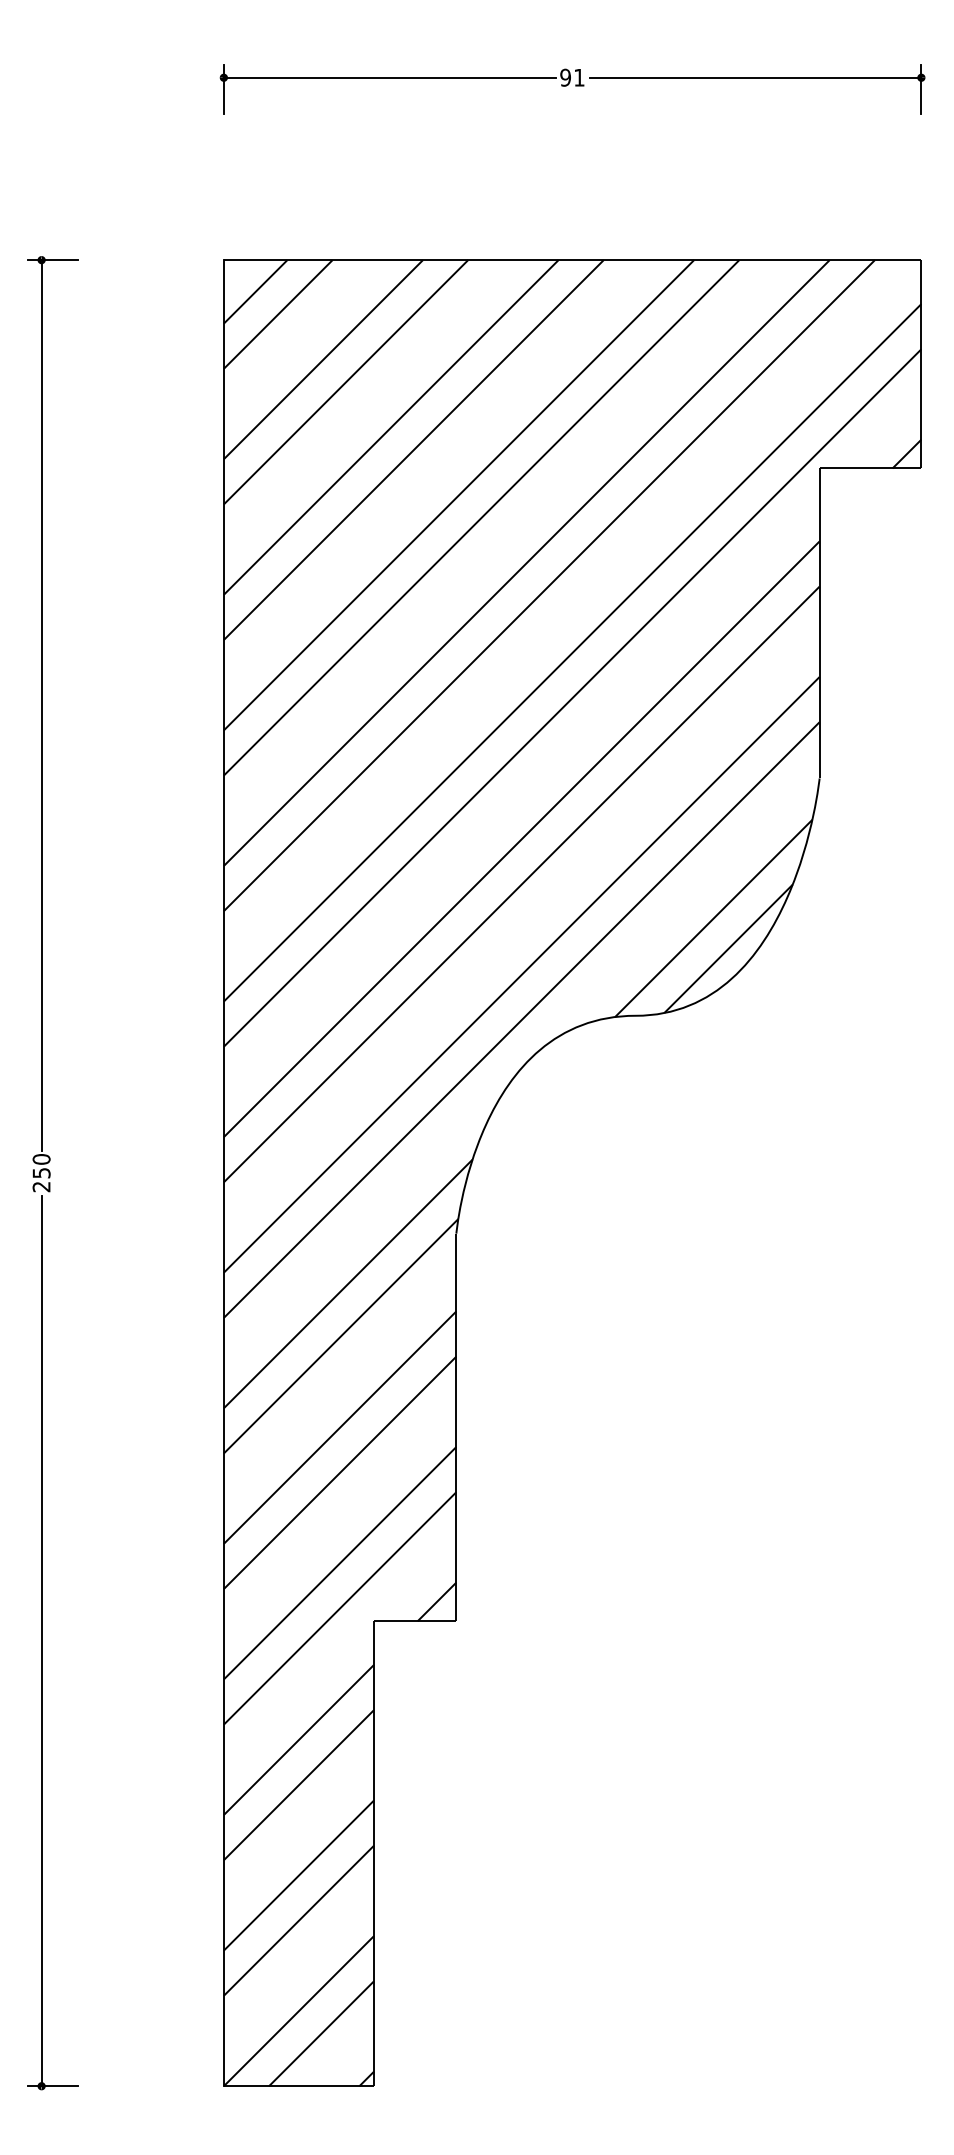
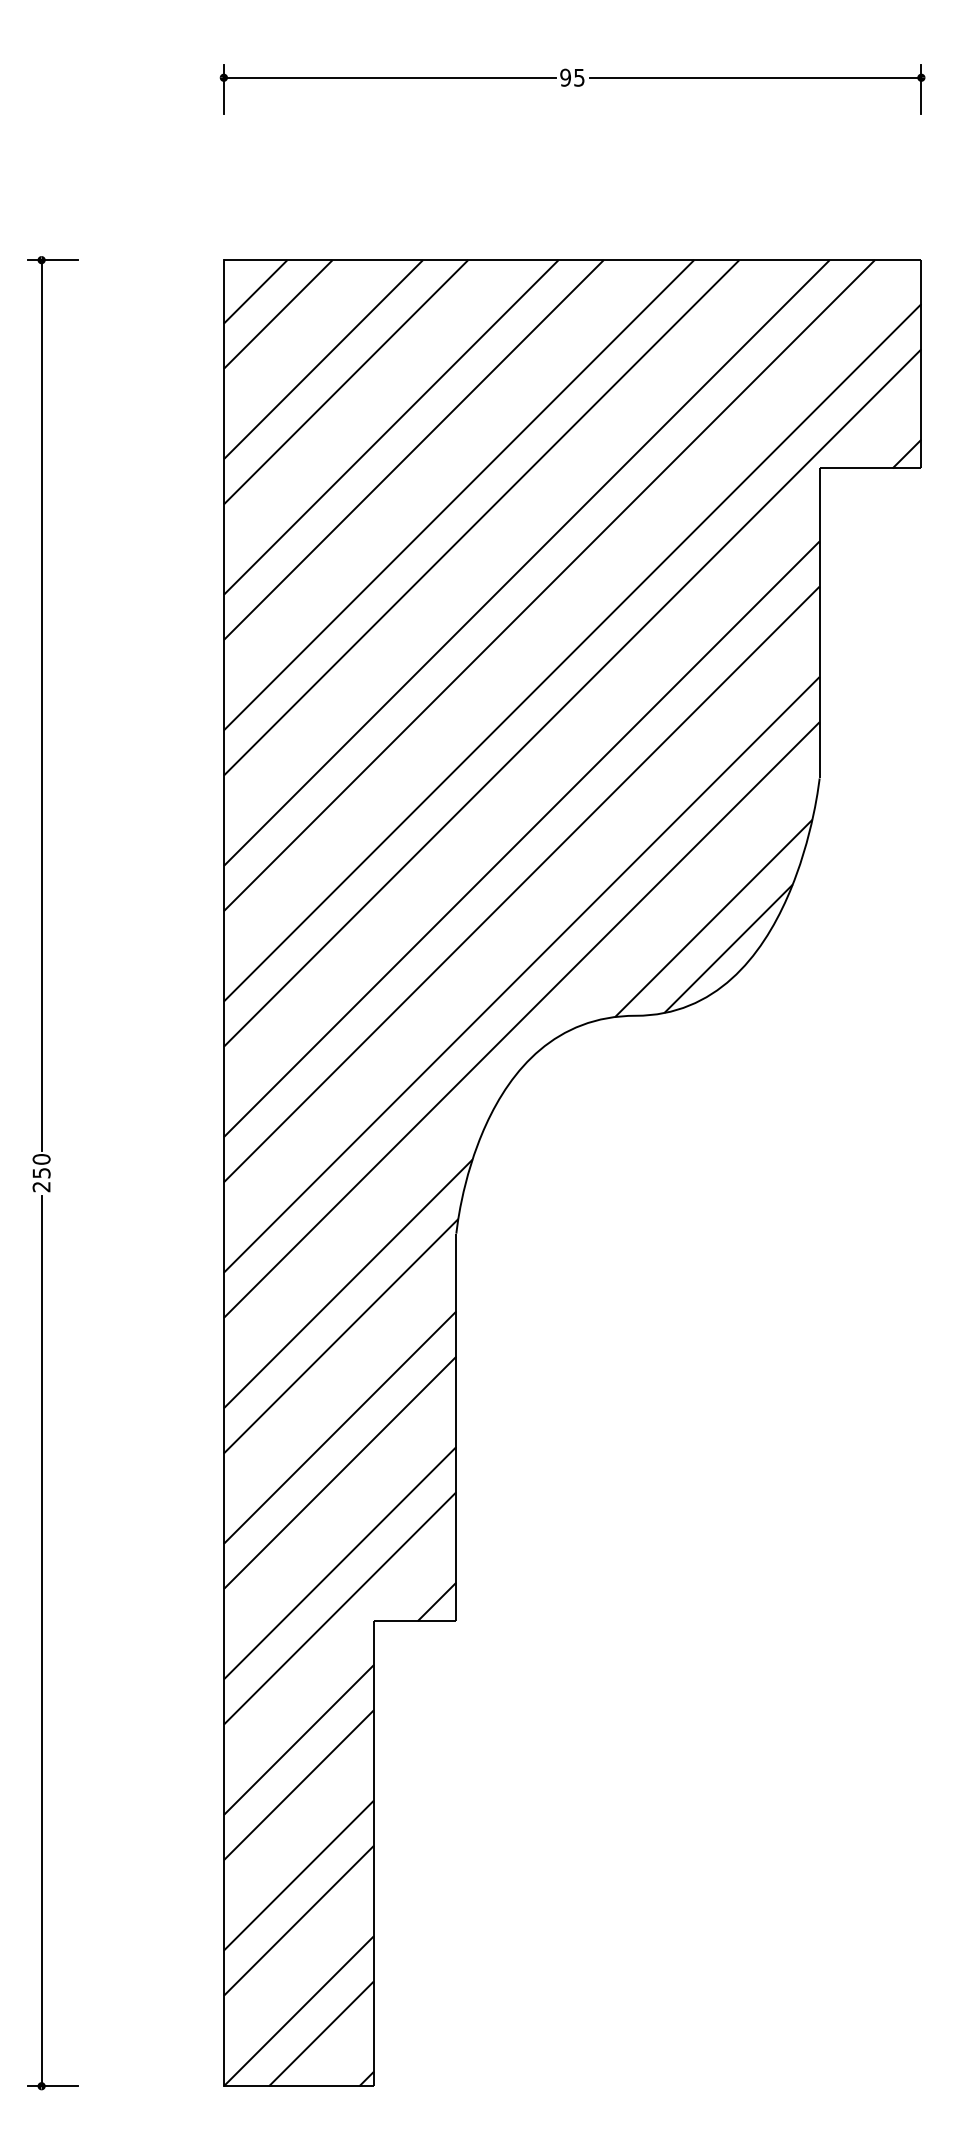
text: 91 -> 95 (579, 77)
